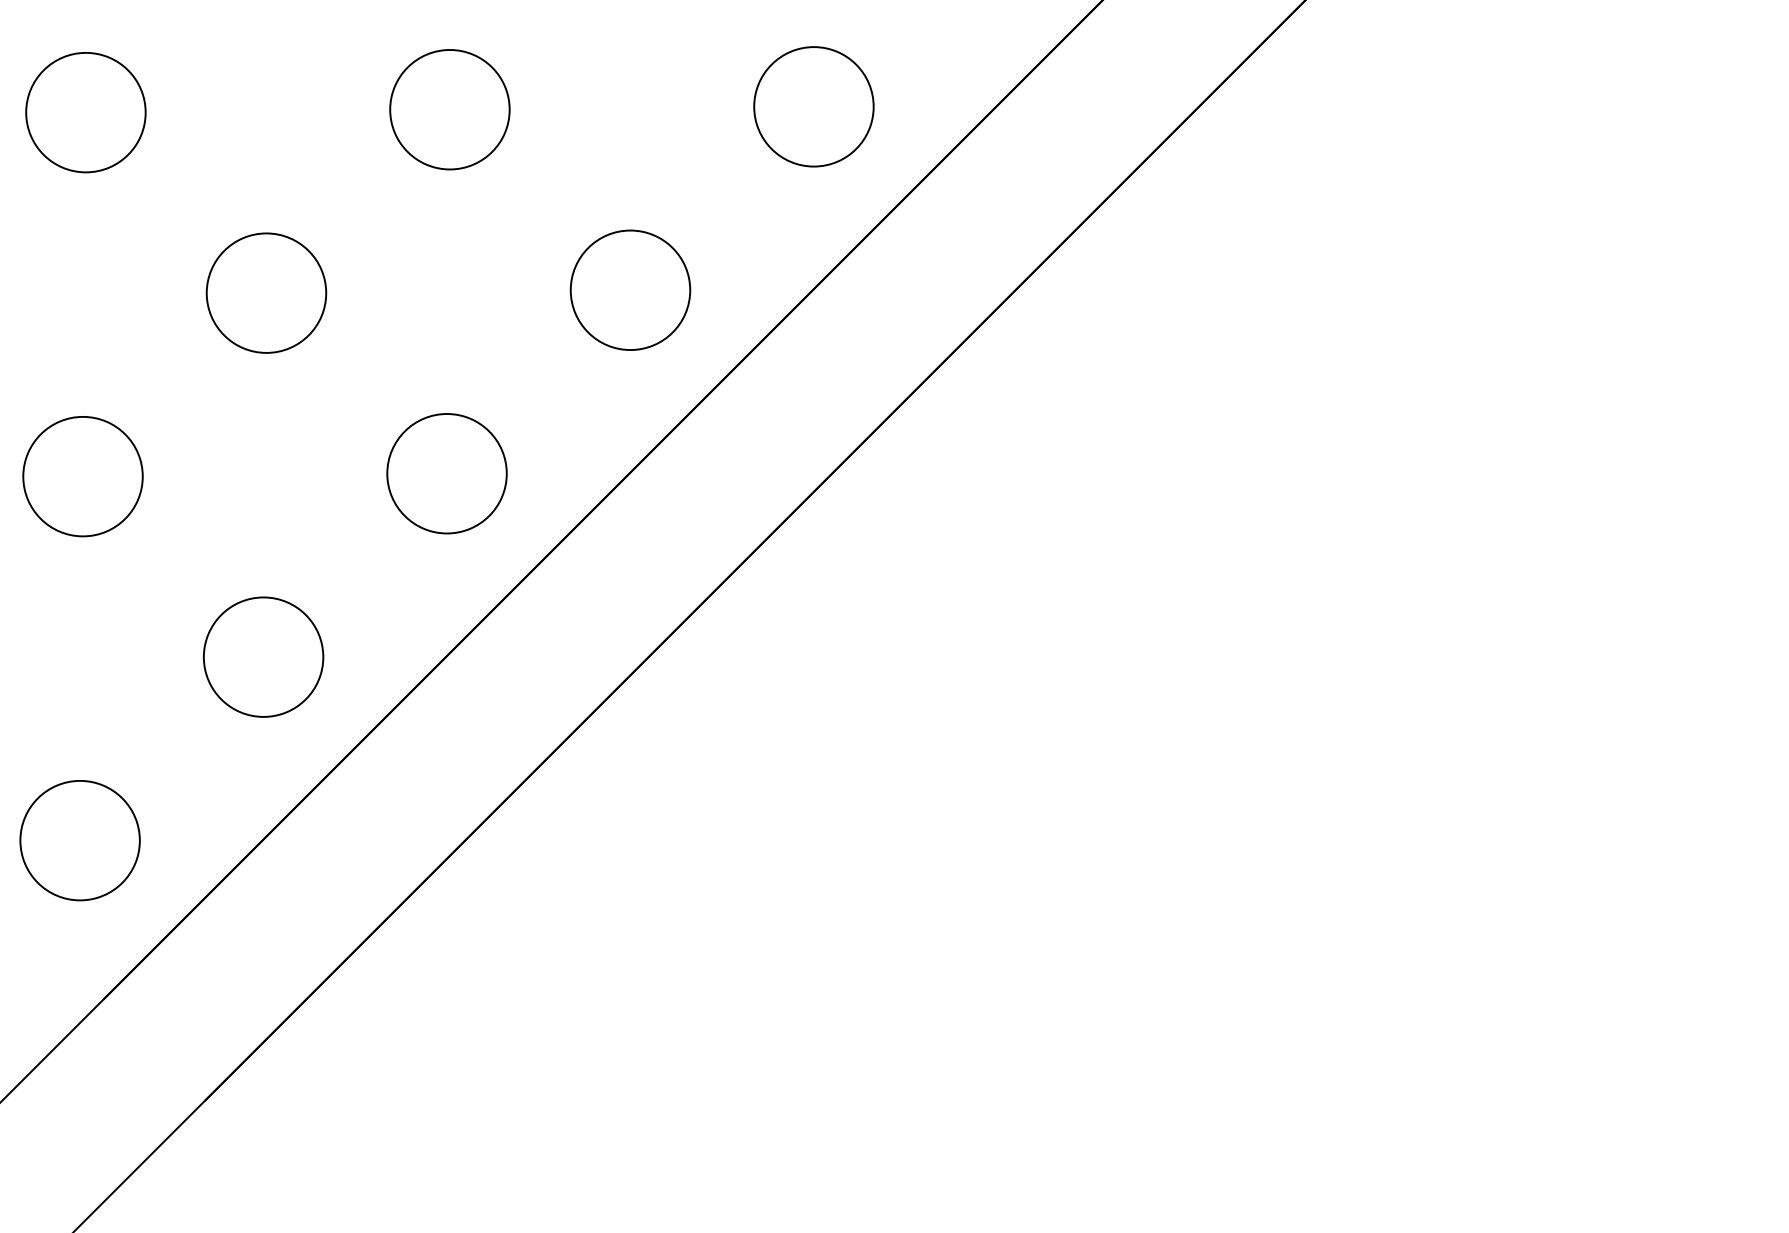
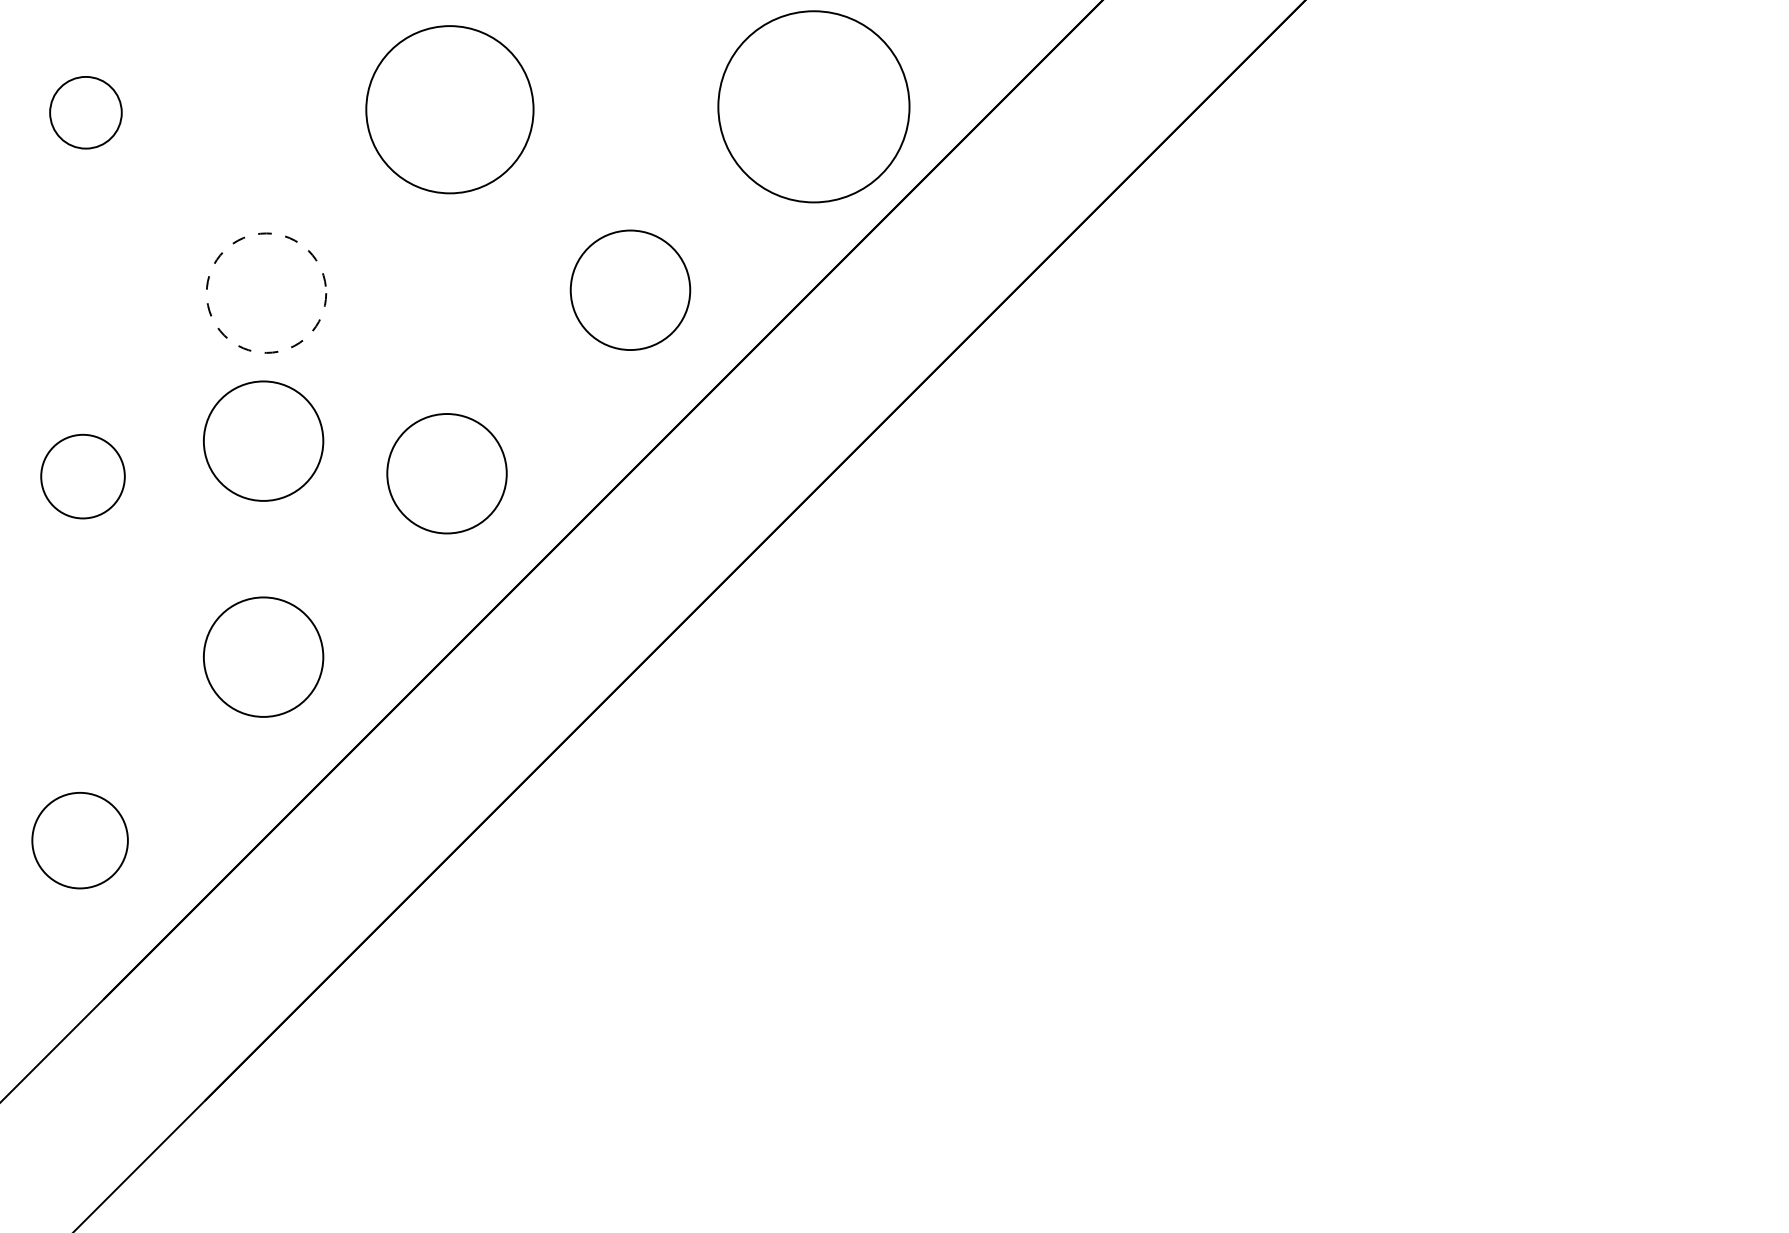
circle diameter: 119 px -> 191 px (813, 106)
circle diameter: 119 px -> 167 px (449, 109)
circle size: 122x122 px -> 74x74 px (85, 112)
circle: solid -> dashed (266, 292)
circle: none -> present (263, 440)
circle diameter: 119 px -> 84 px (82, 476)
circle diameter: 119 px -> 96 px (79, 840)
